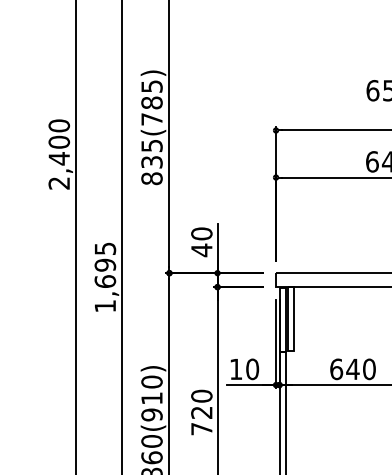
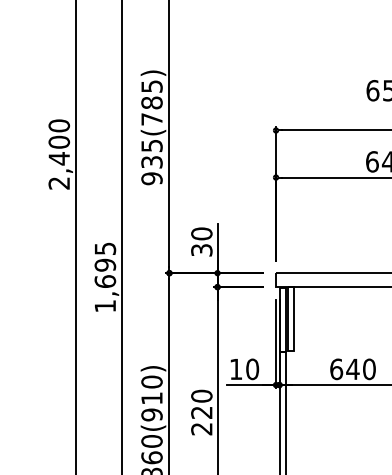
text: 835(785) -> 935(785) (151, 178)
text: 40 -> 30 (201, 250)
text: 720 -> 220 (201, 429)
